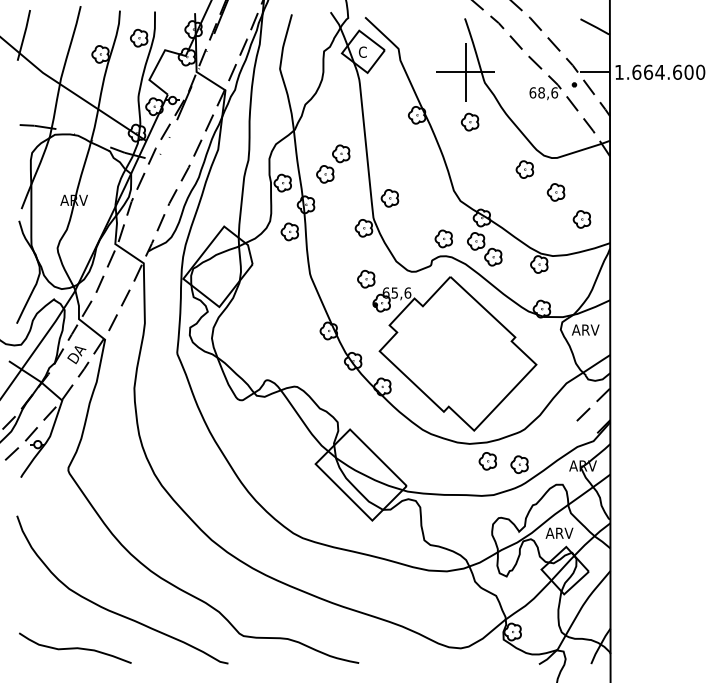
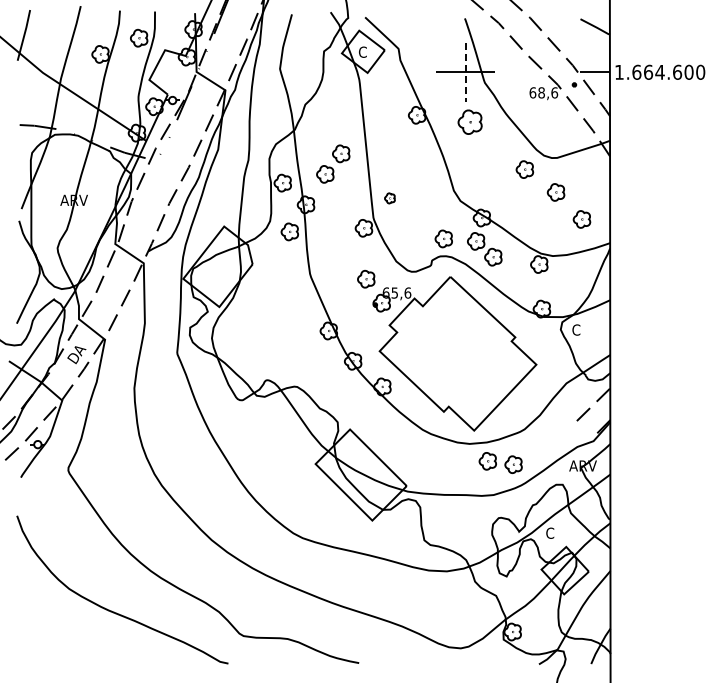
line: solid -> dashed (465, 72)
part size: 20x20 px -> 26x26 px (469, 121)
part size: 20x19 px -> 12x13 px (389, 198)
text: ARV -> C (585, 329)
part position: (519, 464) -> (513, 464) (513, 464)
text: ARV -> C (559, 532)
curve: present -> none (75, 647)
